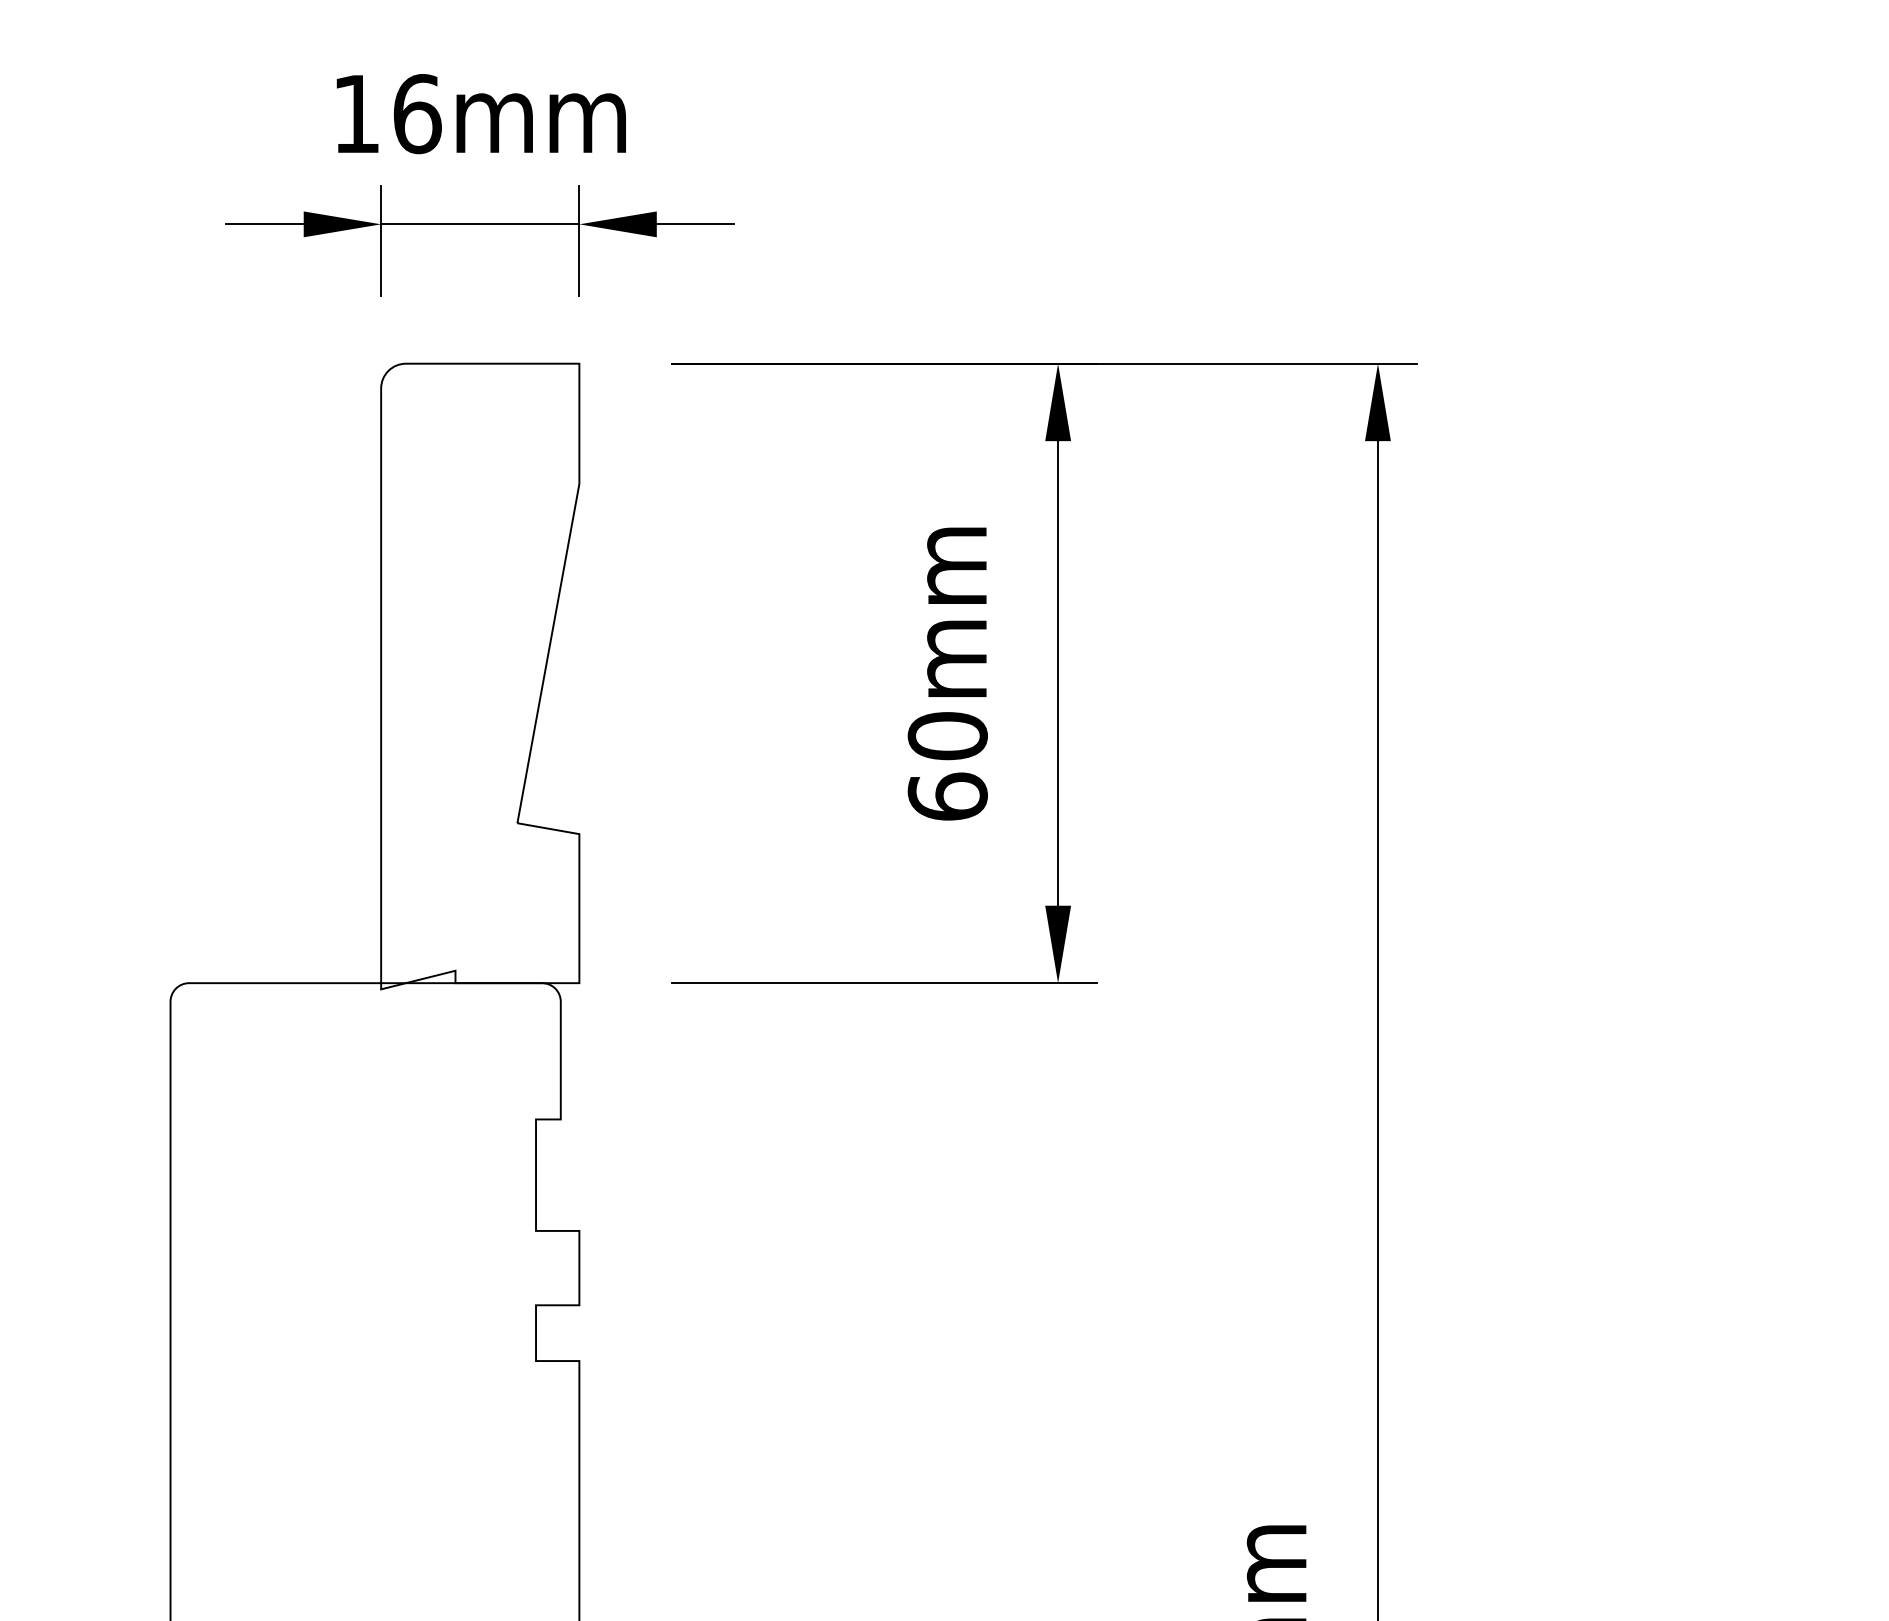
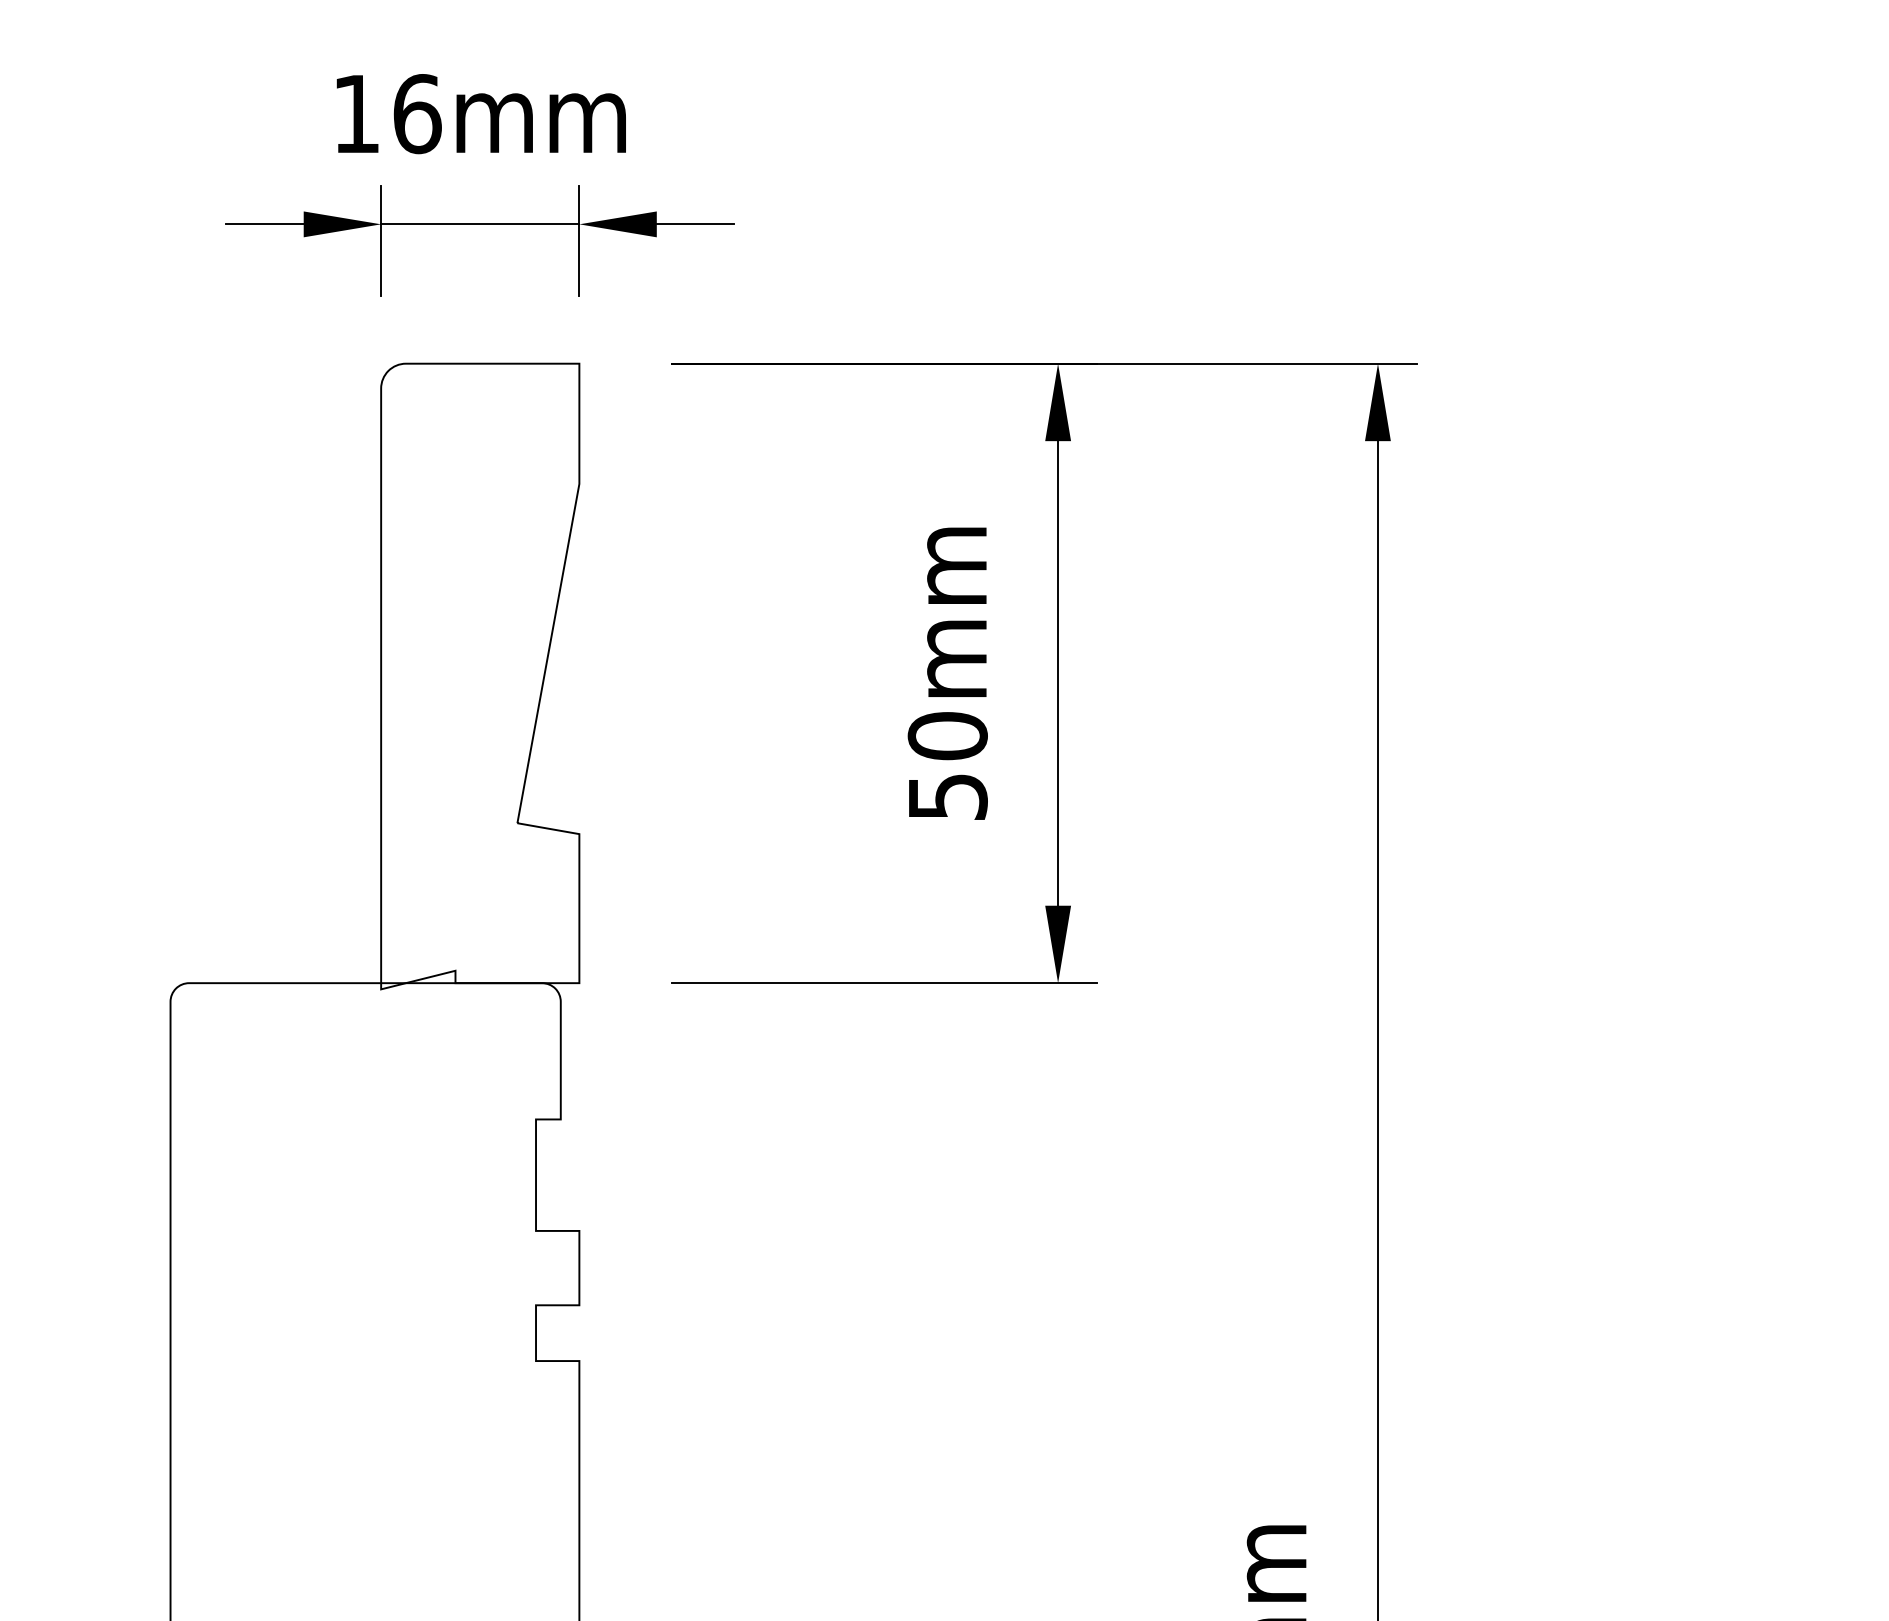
text: 60mm -> 50mm (947, 796)
